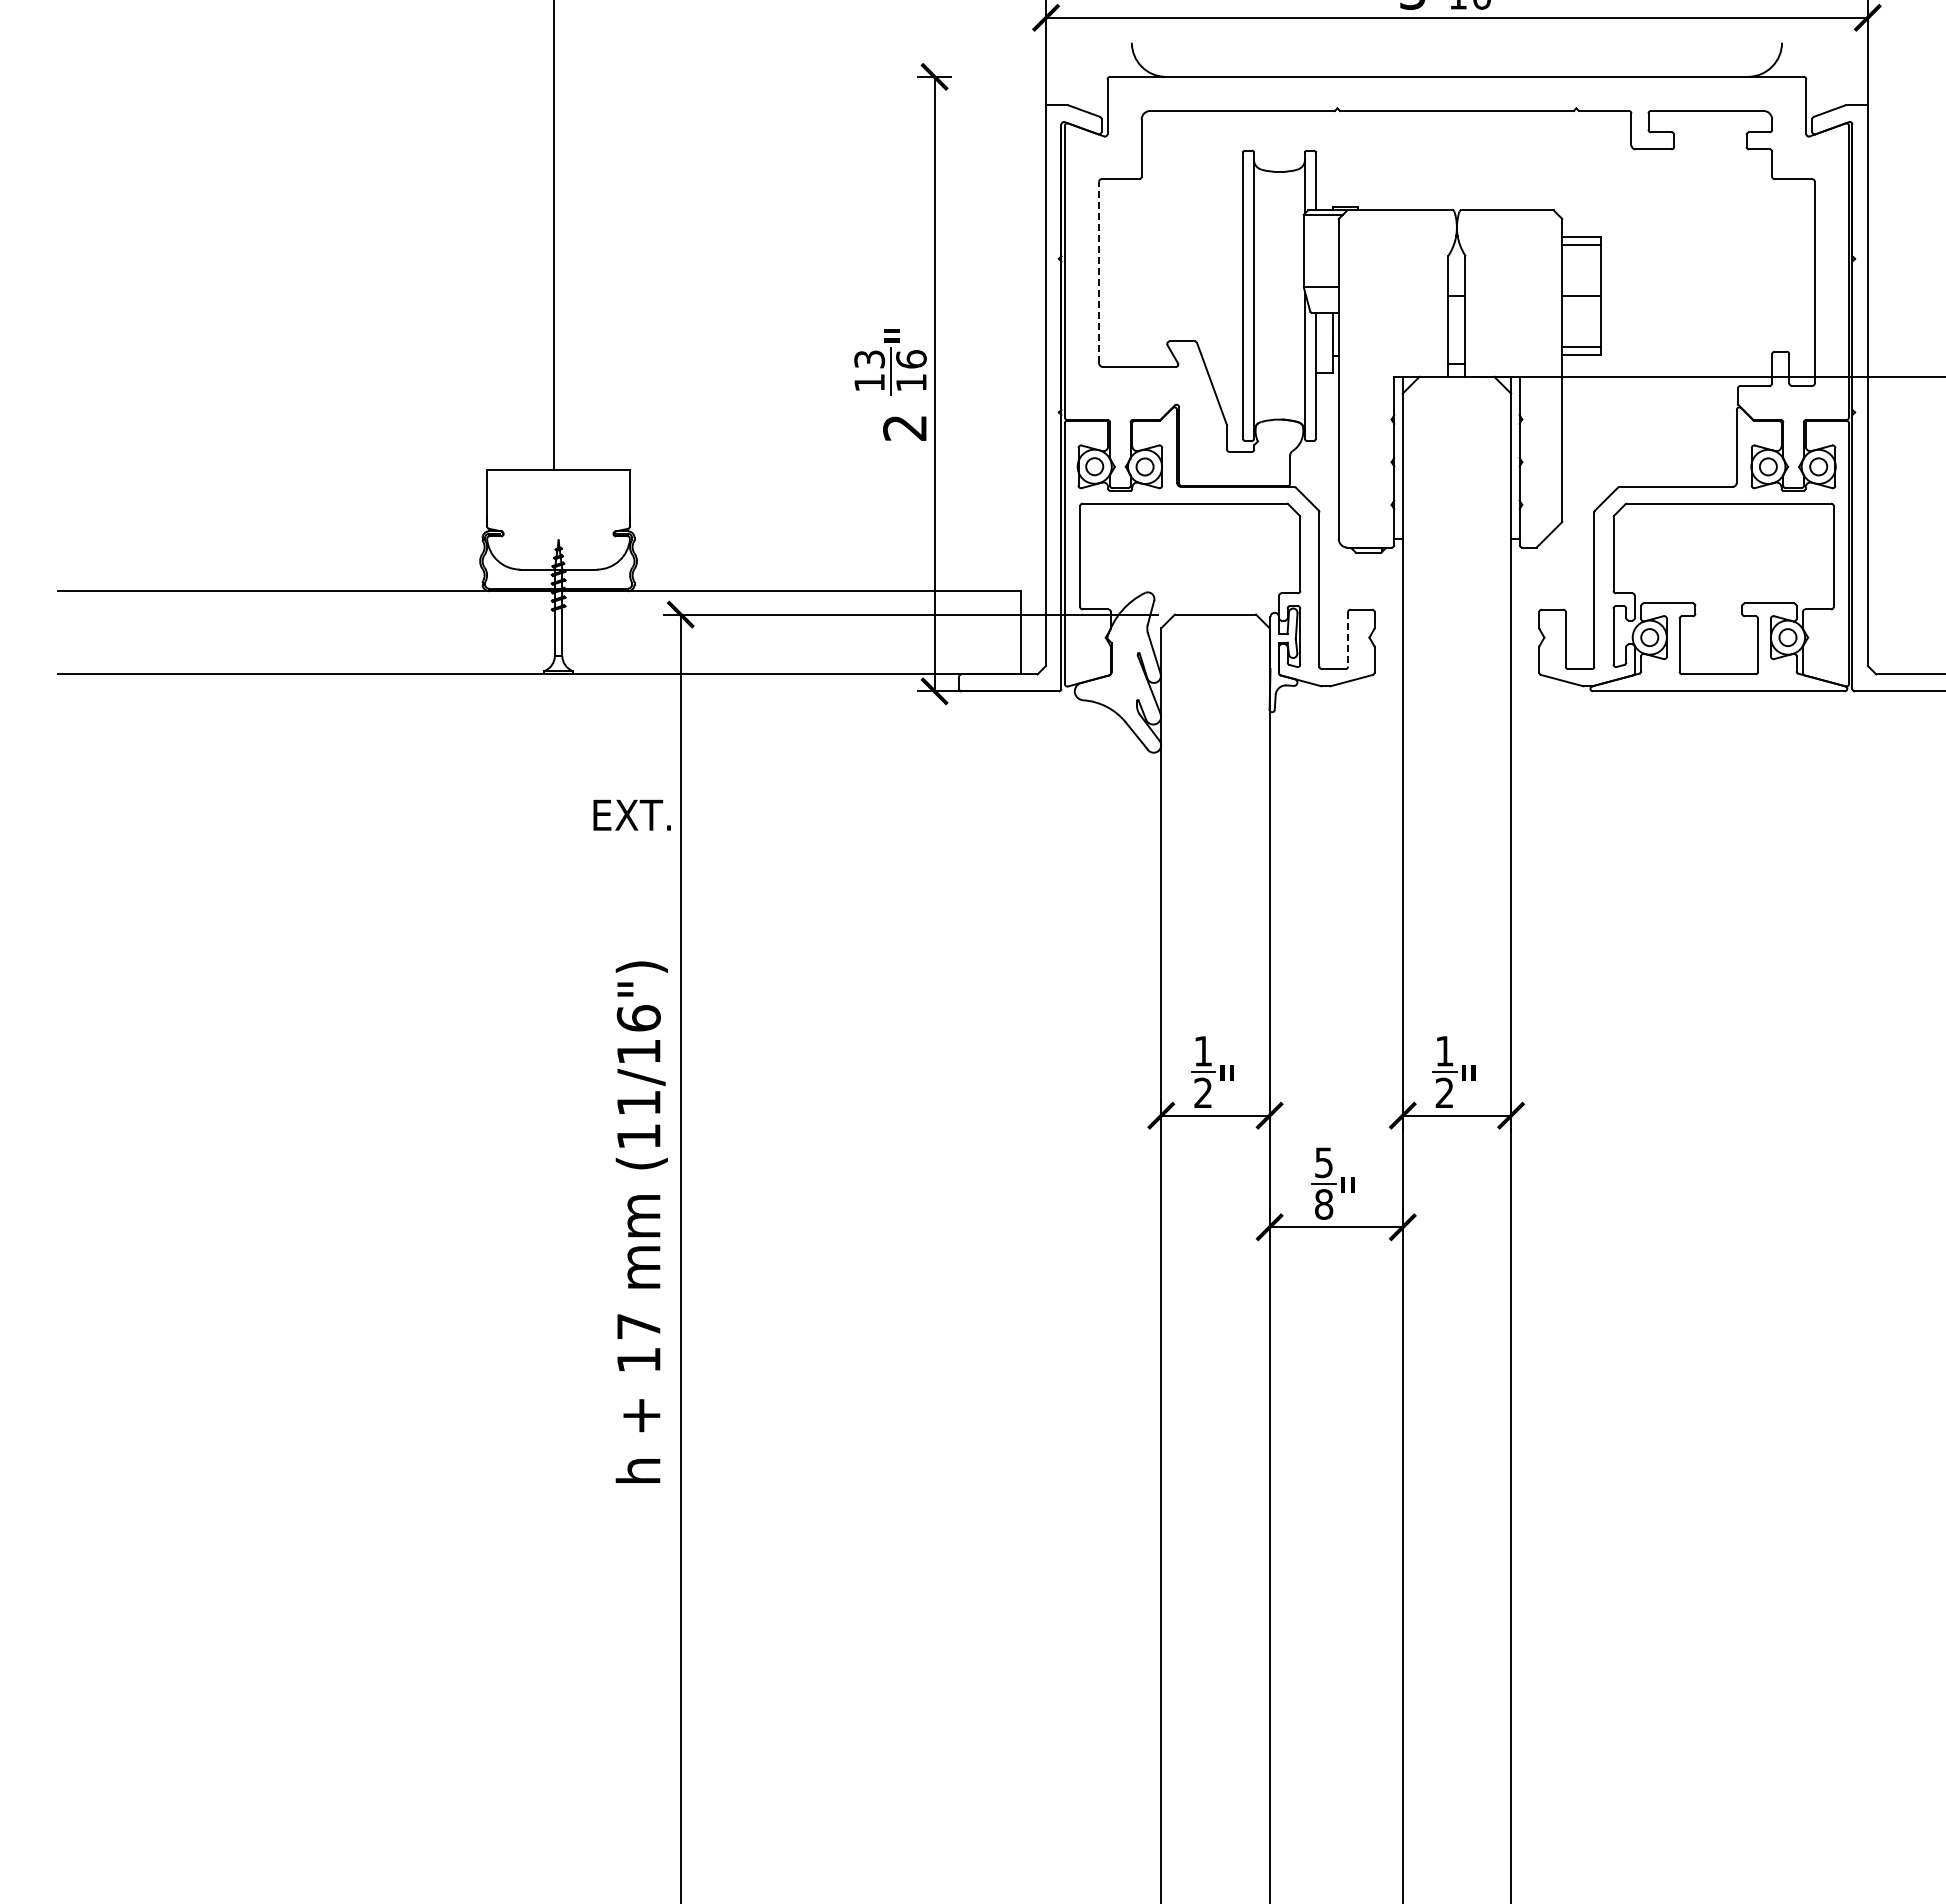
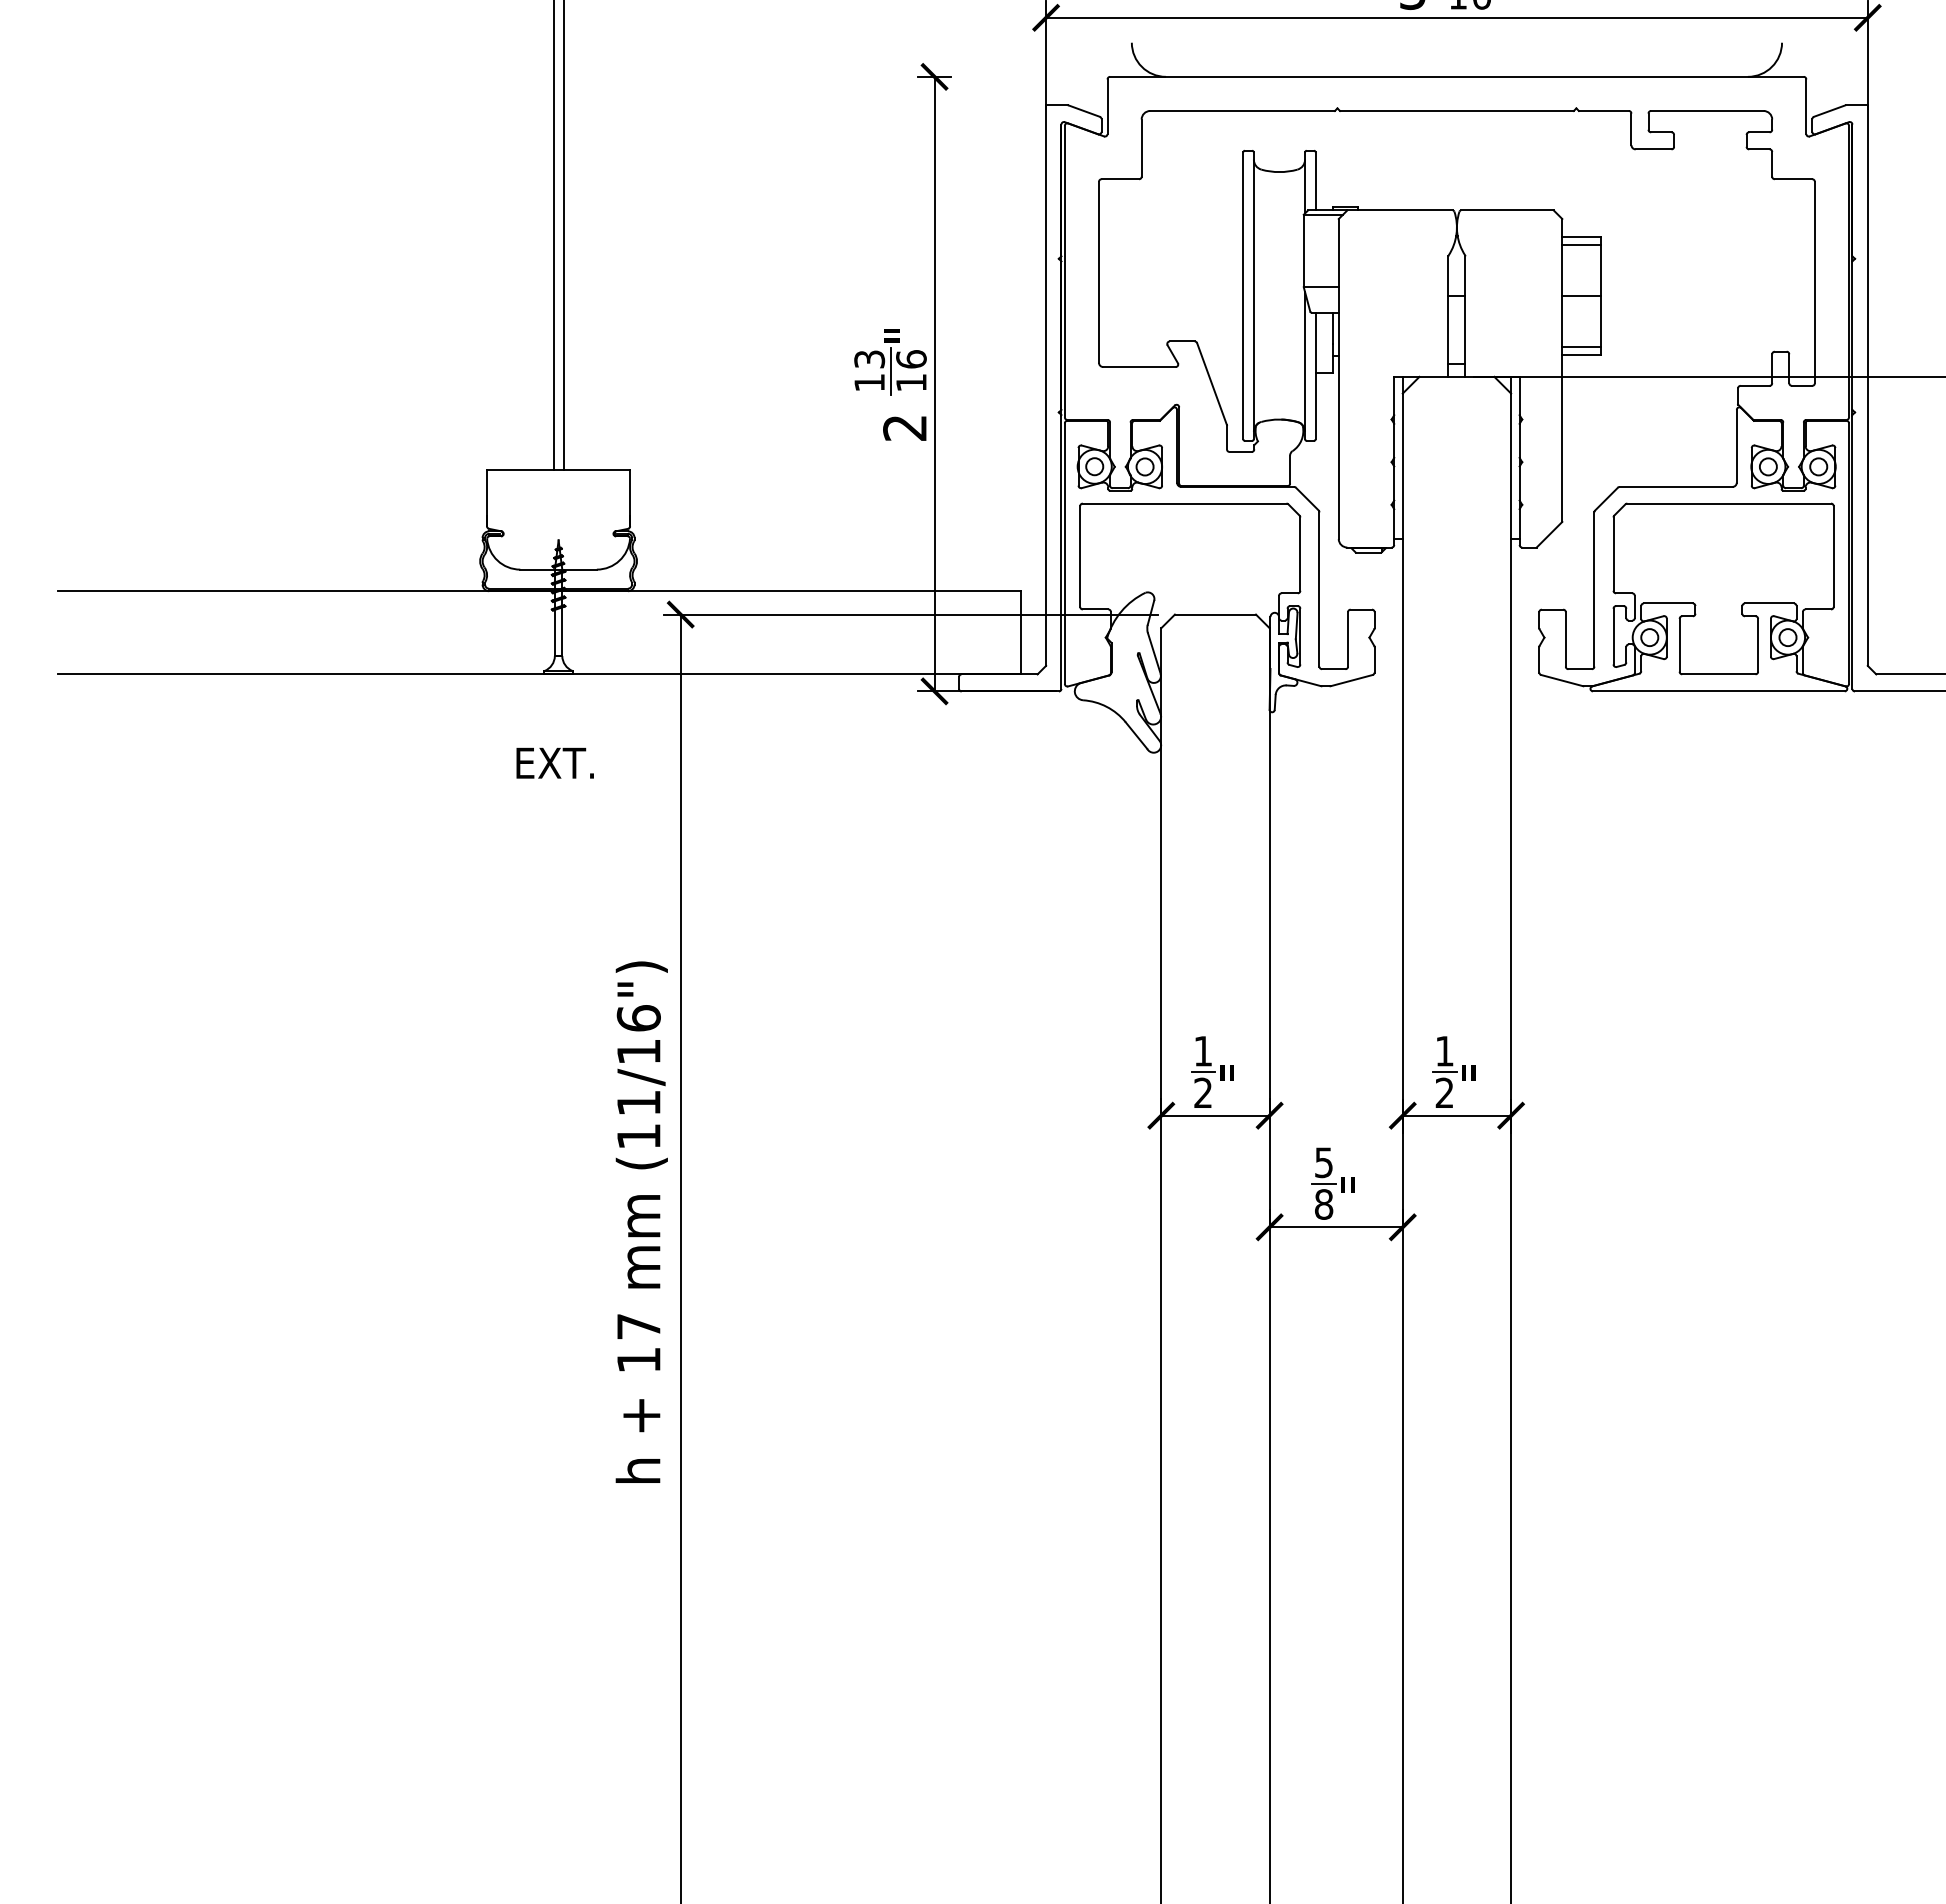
line: none -> present (563, 235)
line: dashed -> solid (1099, 271)
line: dashed -> solid (1348, 639)
text position: (631, 814) -> (554, 762) (554, 762)
